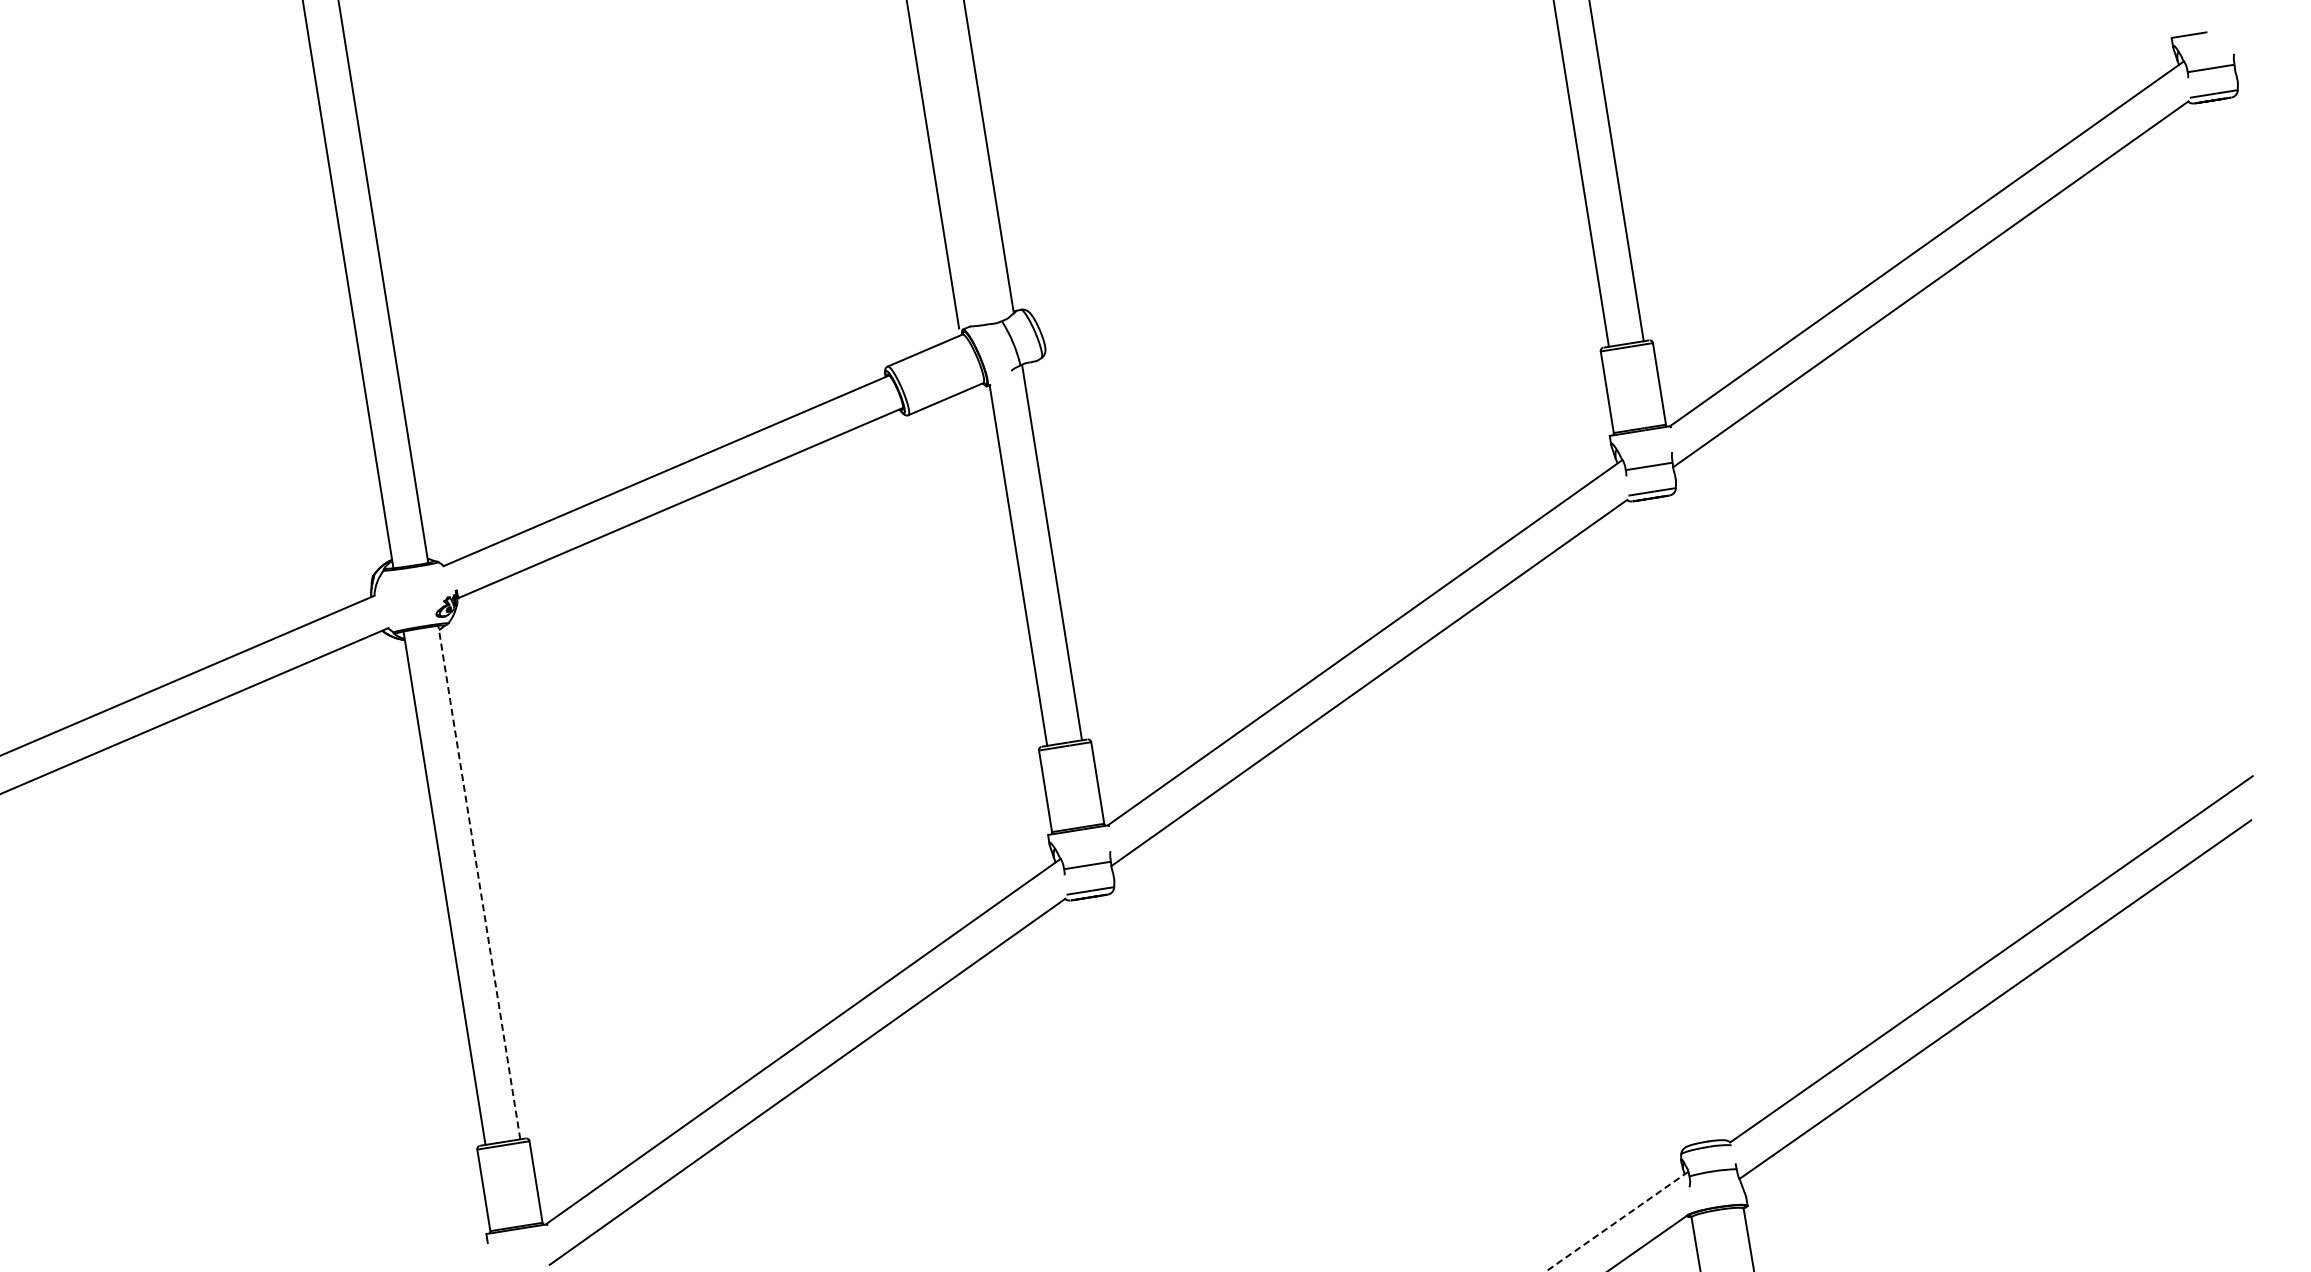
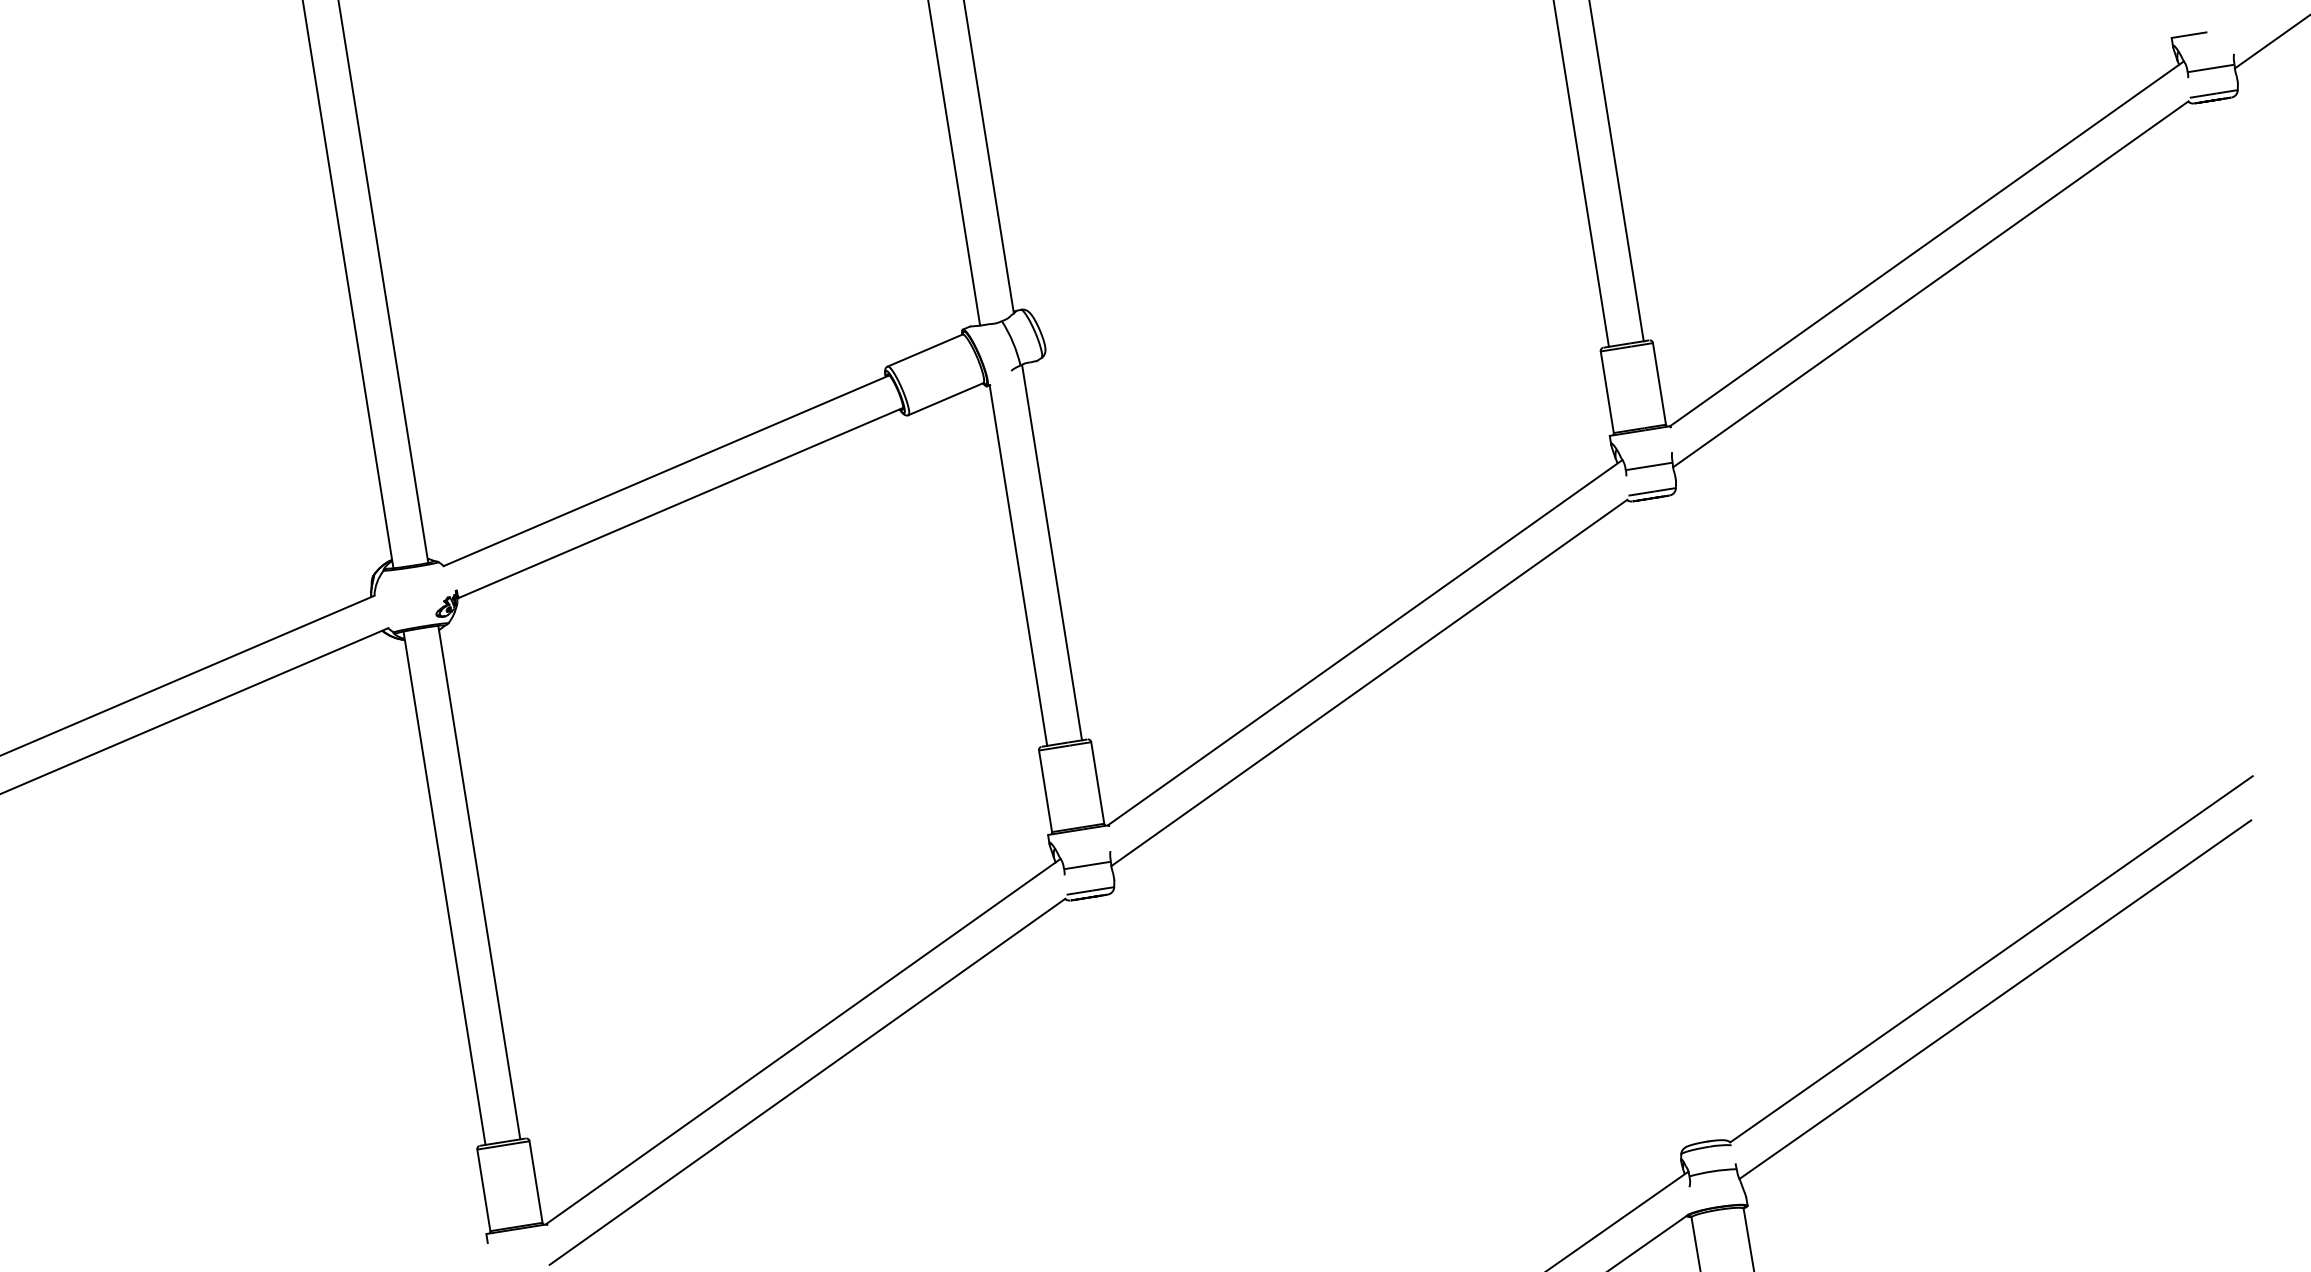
line: none -> present (2270, 42)
line position: (933, 165) -> (954, 163) (954, 163)
line: dashed -> solid (479, 882)
line: dashed -> solid (1617, 1221)
